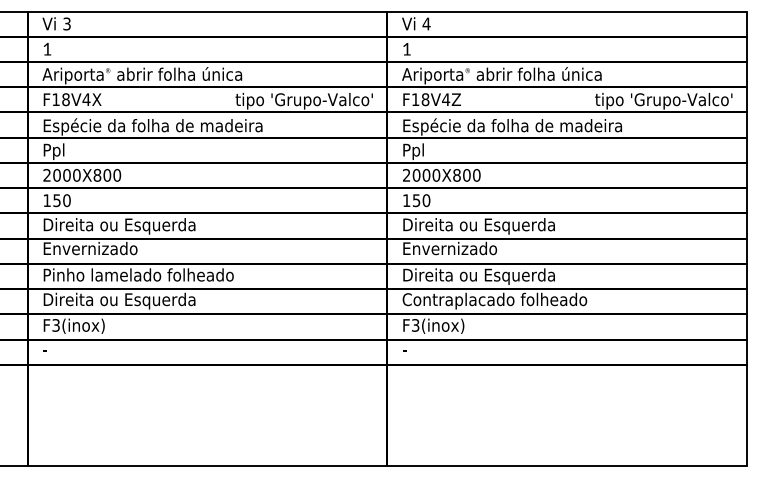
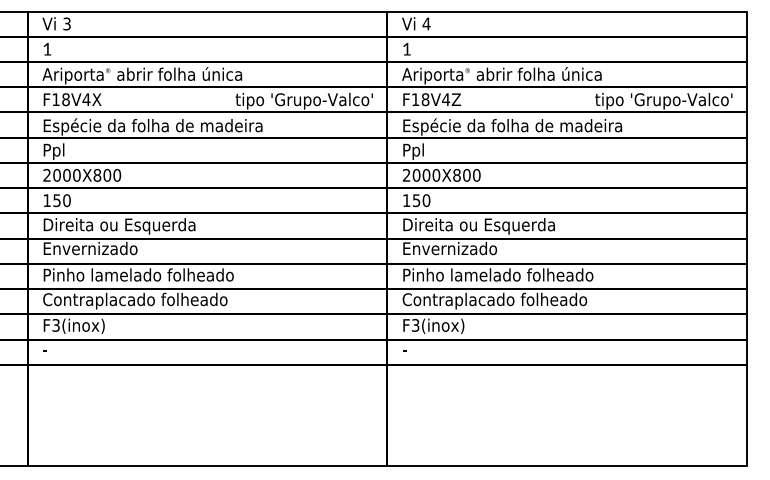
text: Direita ou Esquerda -> Pinho lamelado folheado (498, 276)
text: Direita ou Esquerda -> Contraplacado folheado (135, 300)
